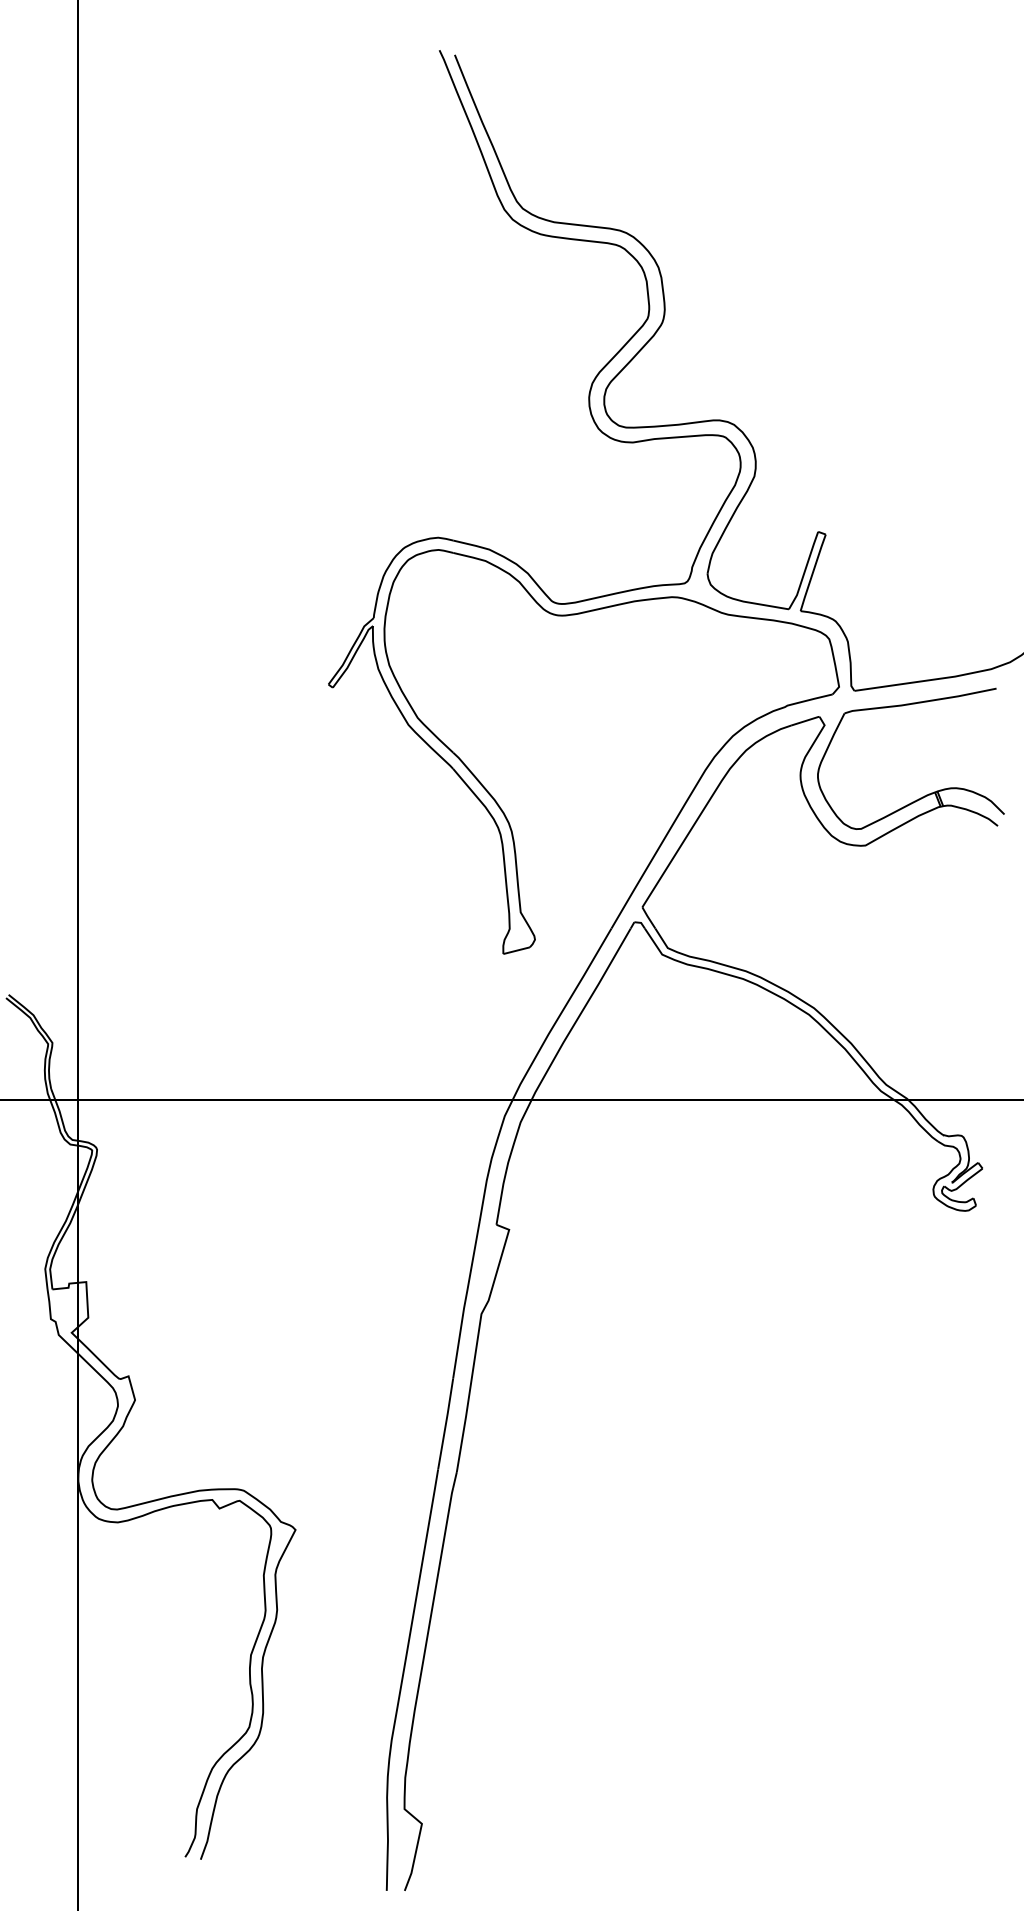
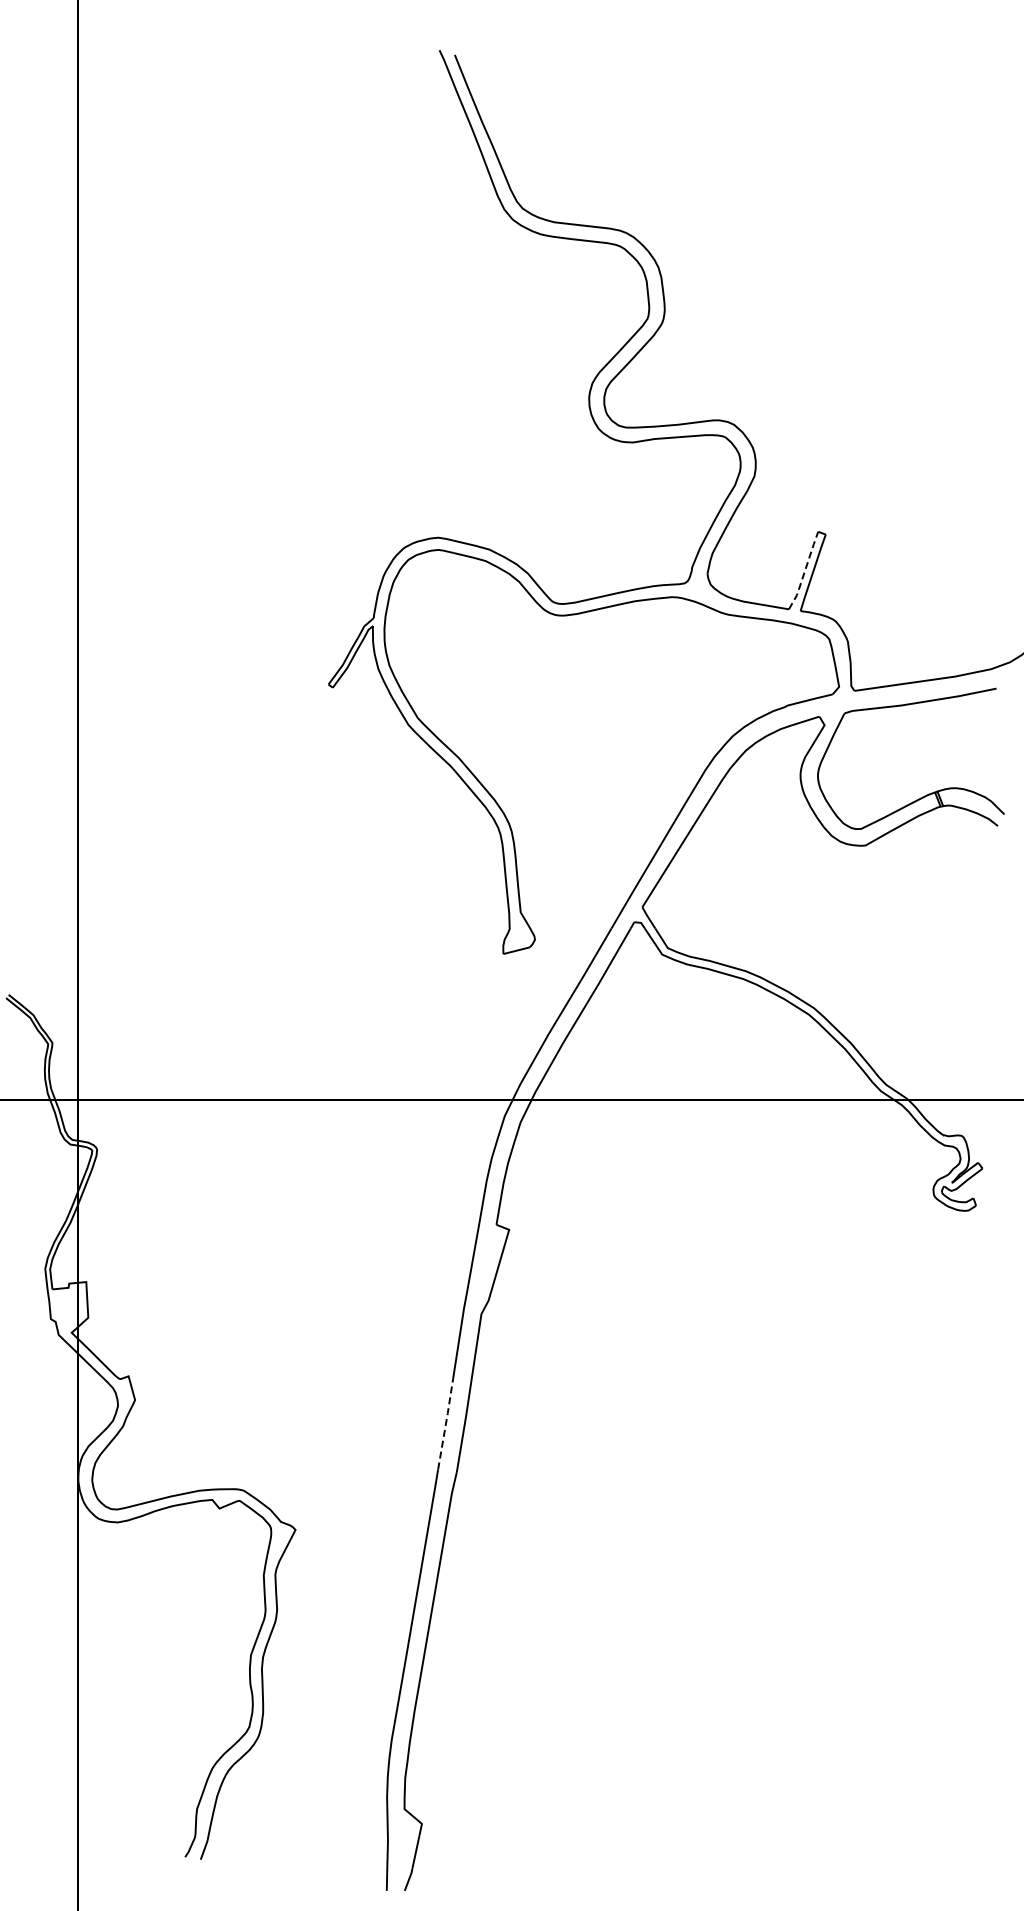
line: solid -> dashed (805, 570)
line: solid -> dashed (446, 1423)
